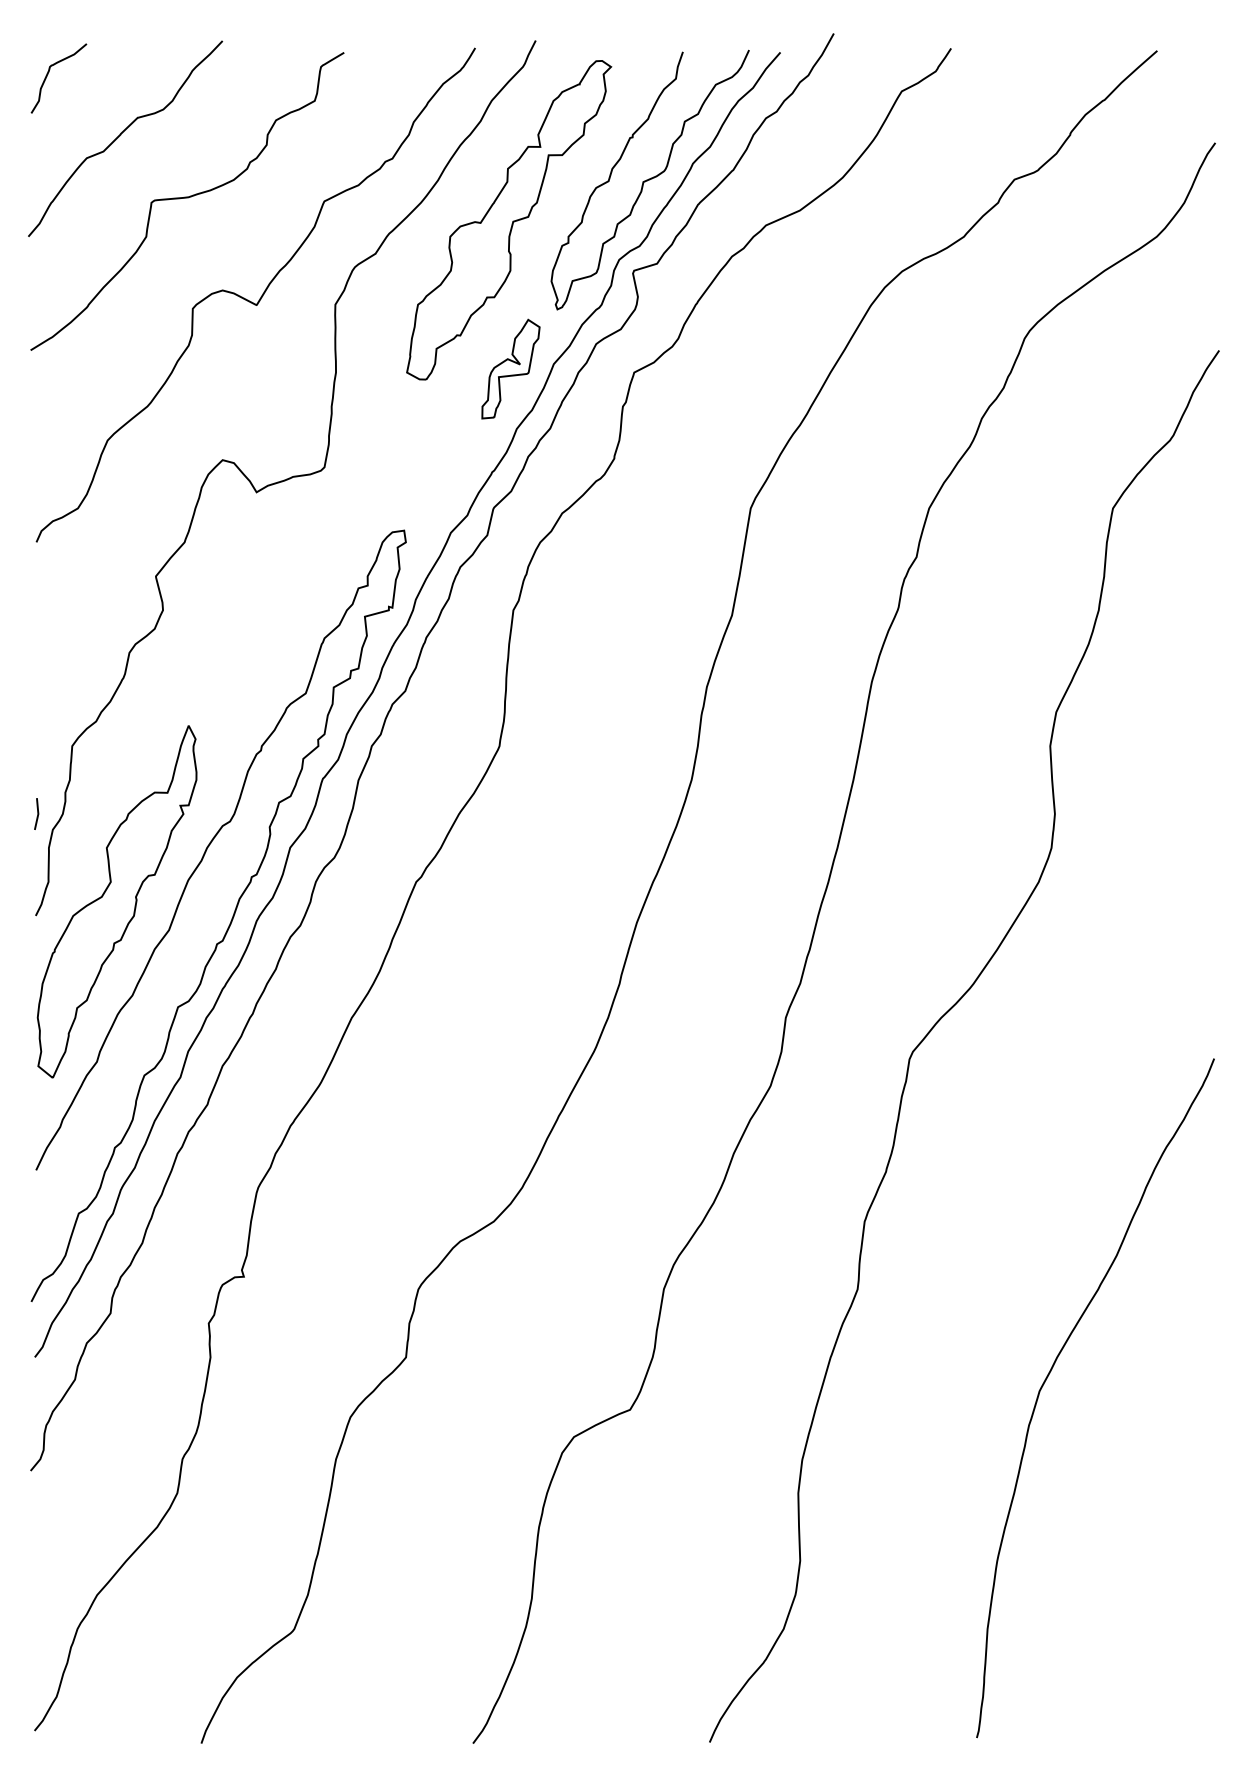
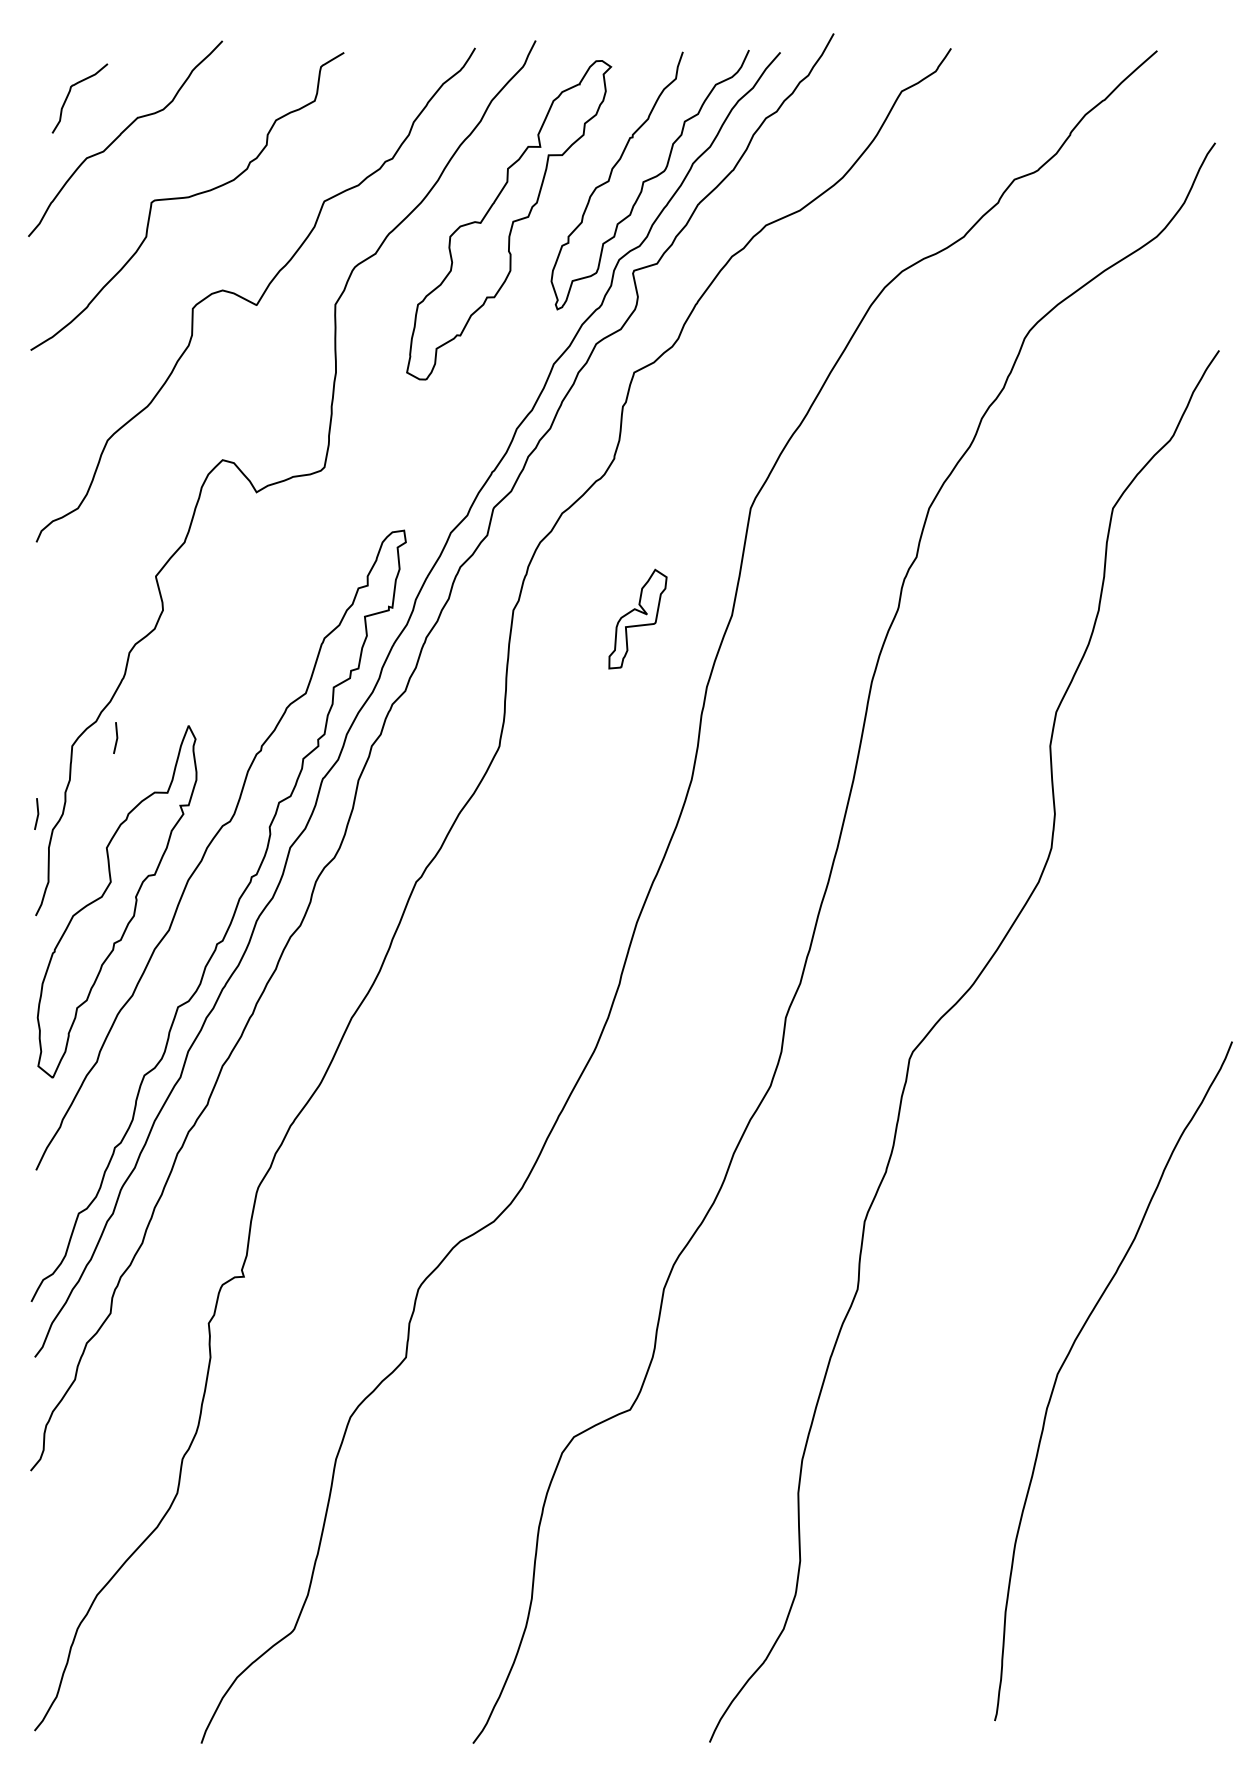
curve position: (48, 74) -> (69, 94) (69, 94)
part position: (510, 368) -> (637, 618) (637, 618)
line: none -> present (116, 737)
curve position: (1049, 1375) -> (1067, 1358) (1067, 1358)
